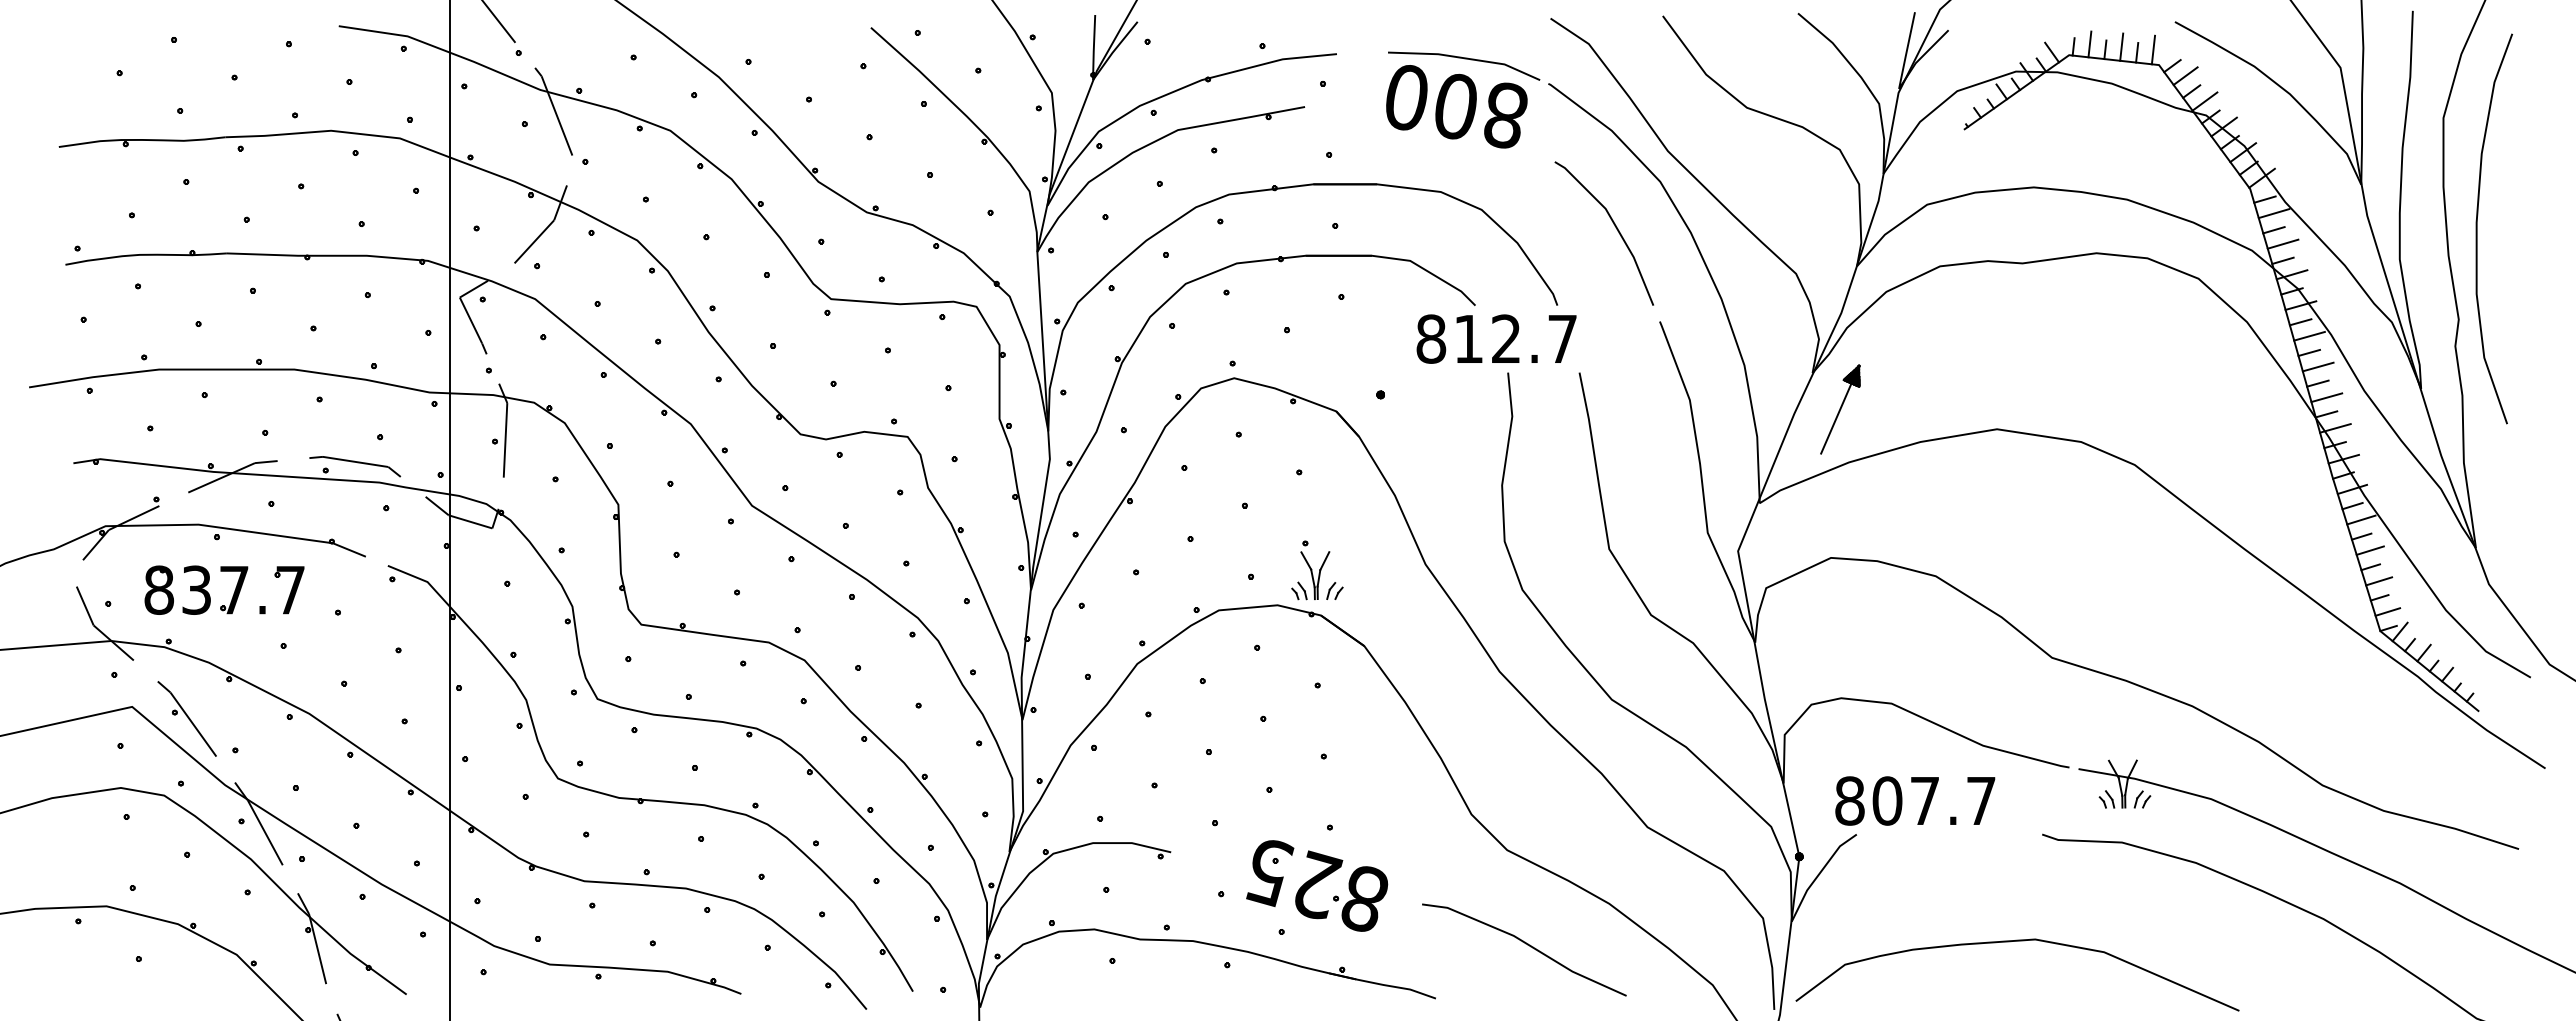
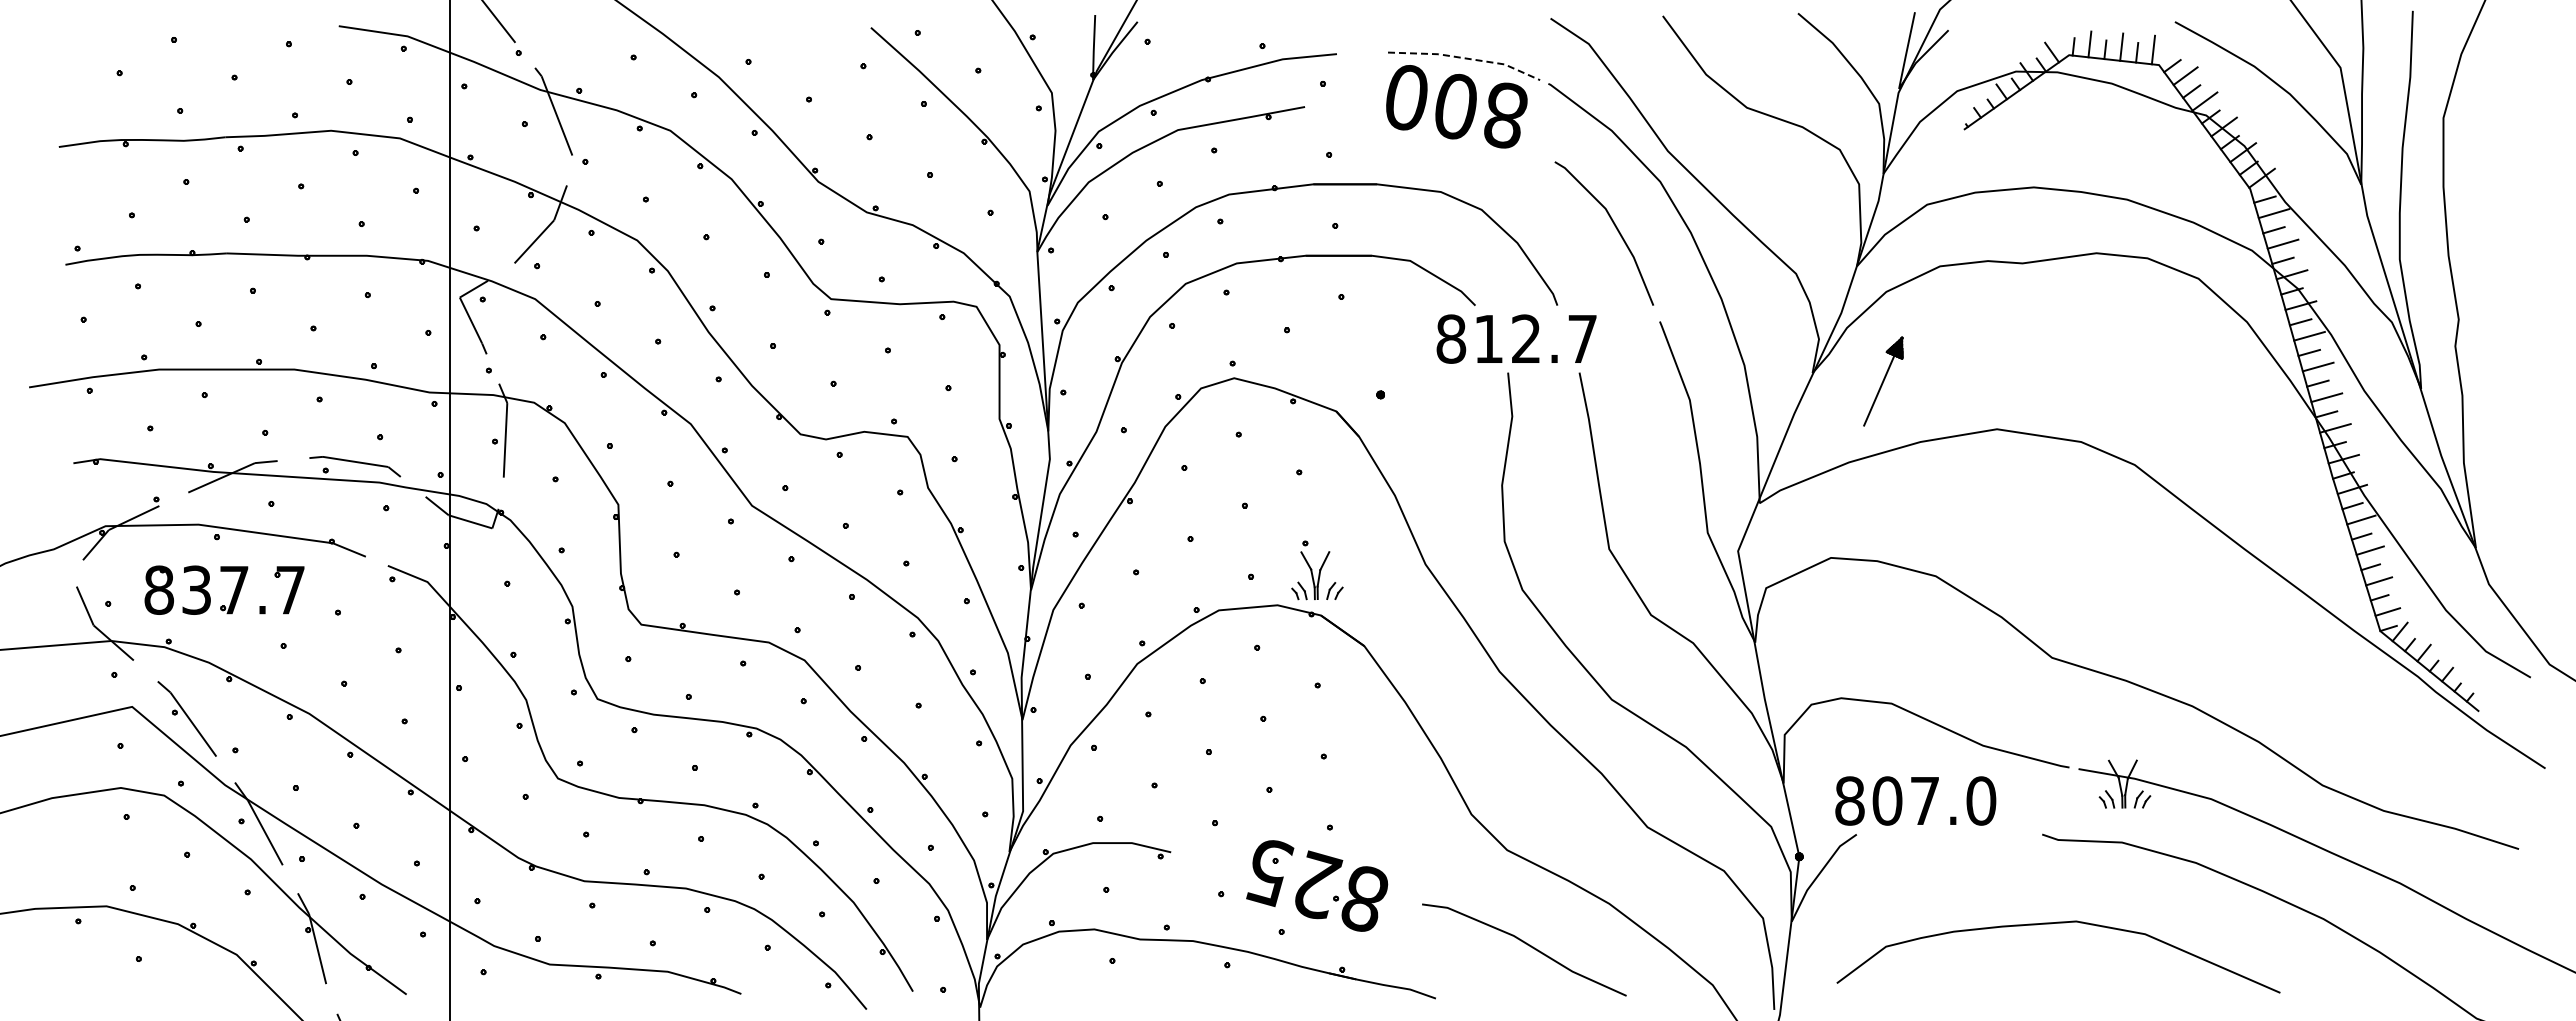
line: solid -> dashed (1465, 58)
curve: present -> none (2477, 228)
text position: (1496, 338) -> (1516, 338) (1516, 338)
part position: (1840, 409) -> (1883, 381) (1883, 381)
text: 807.7 -> 807.0 (1981, 800)
curve position: (2010, 942) -> (2051, 924) (2051, 924)
